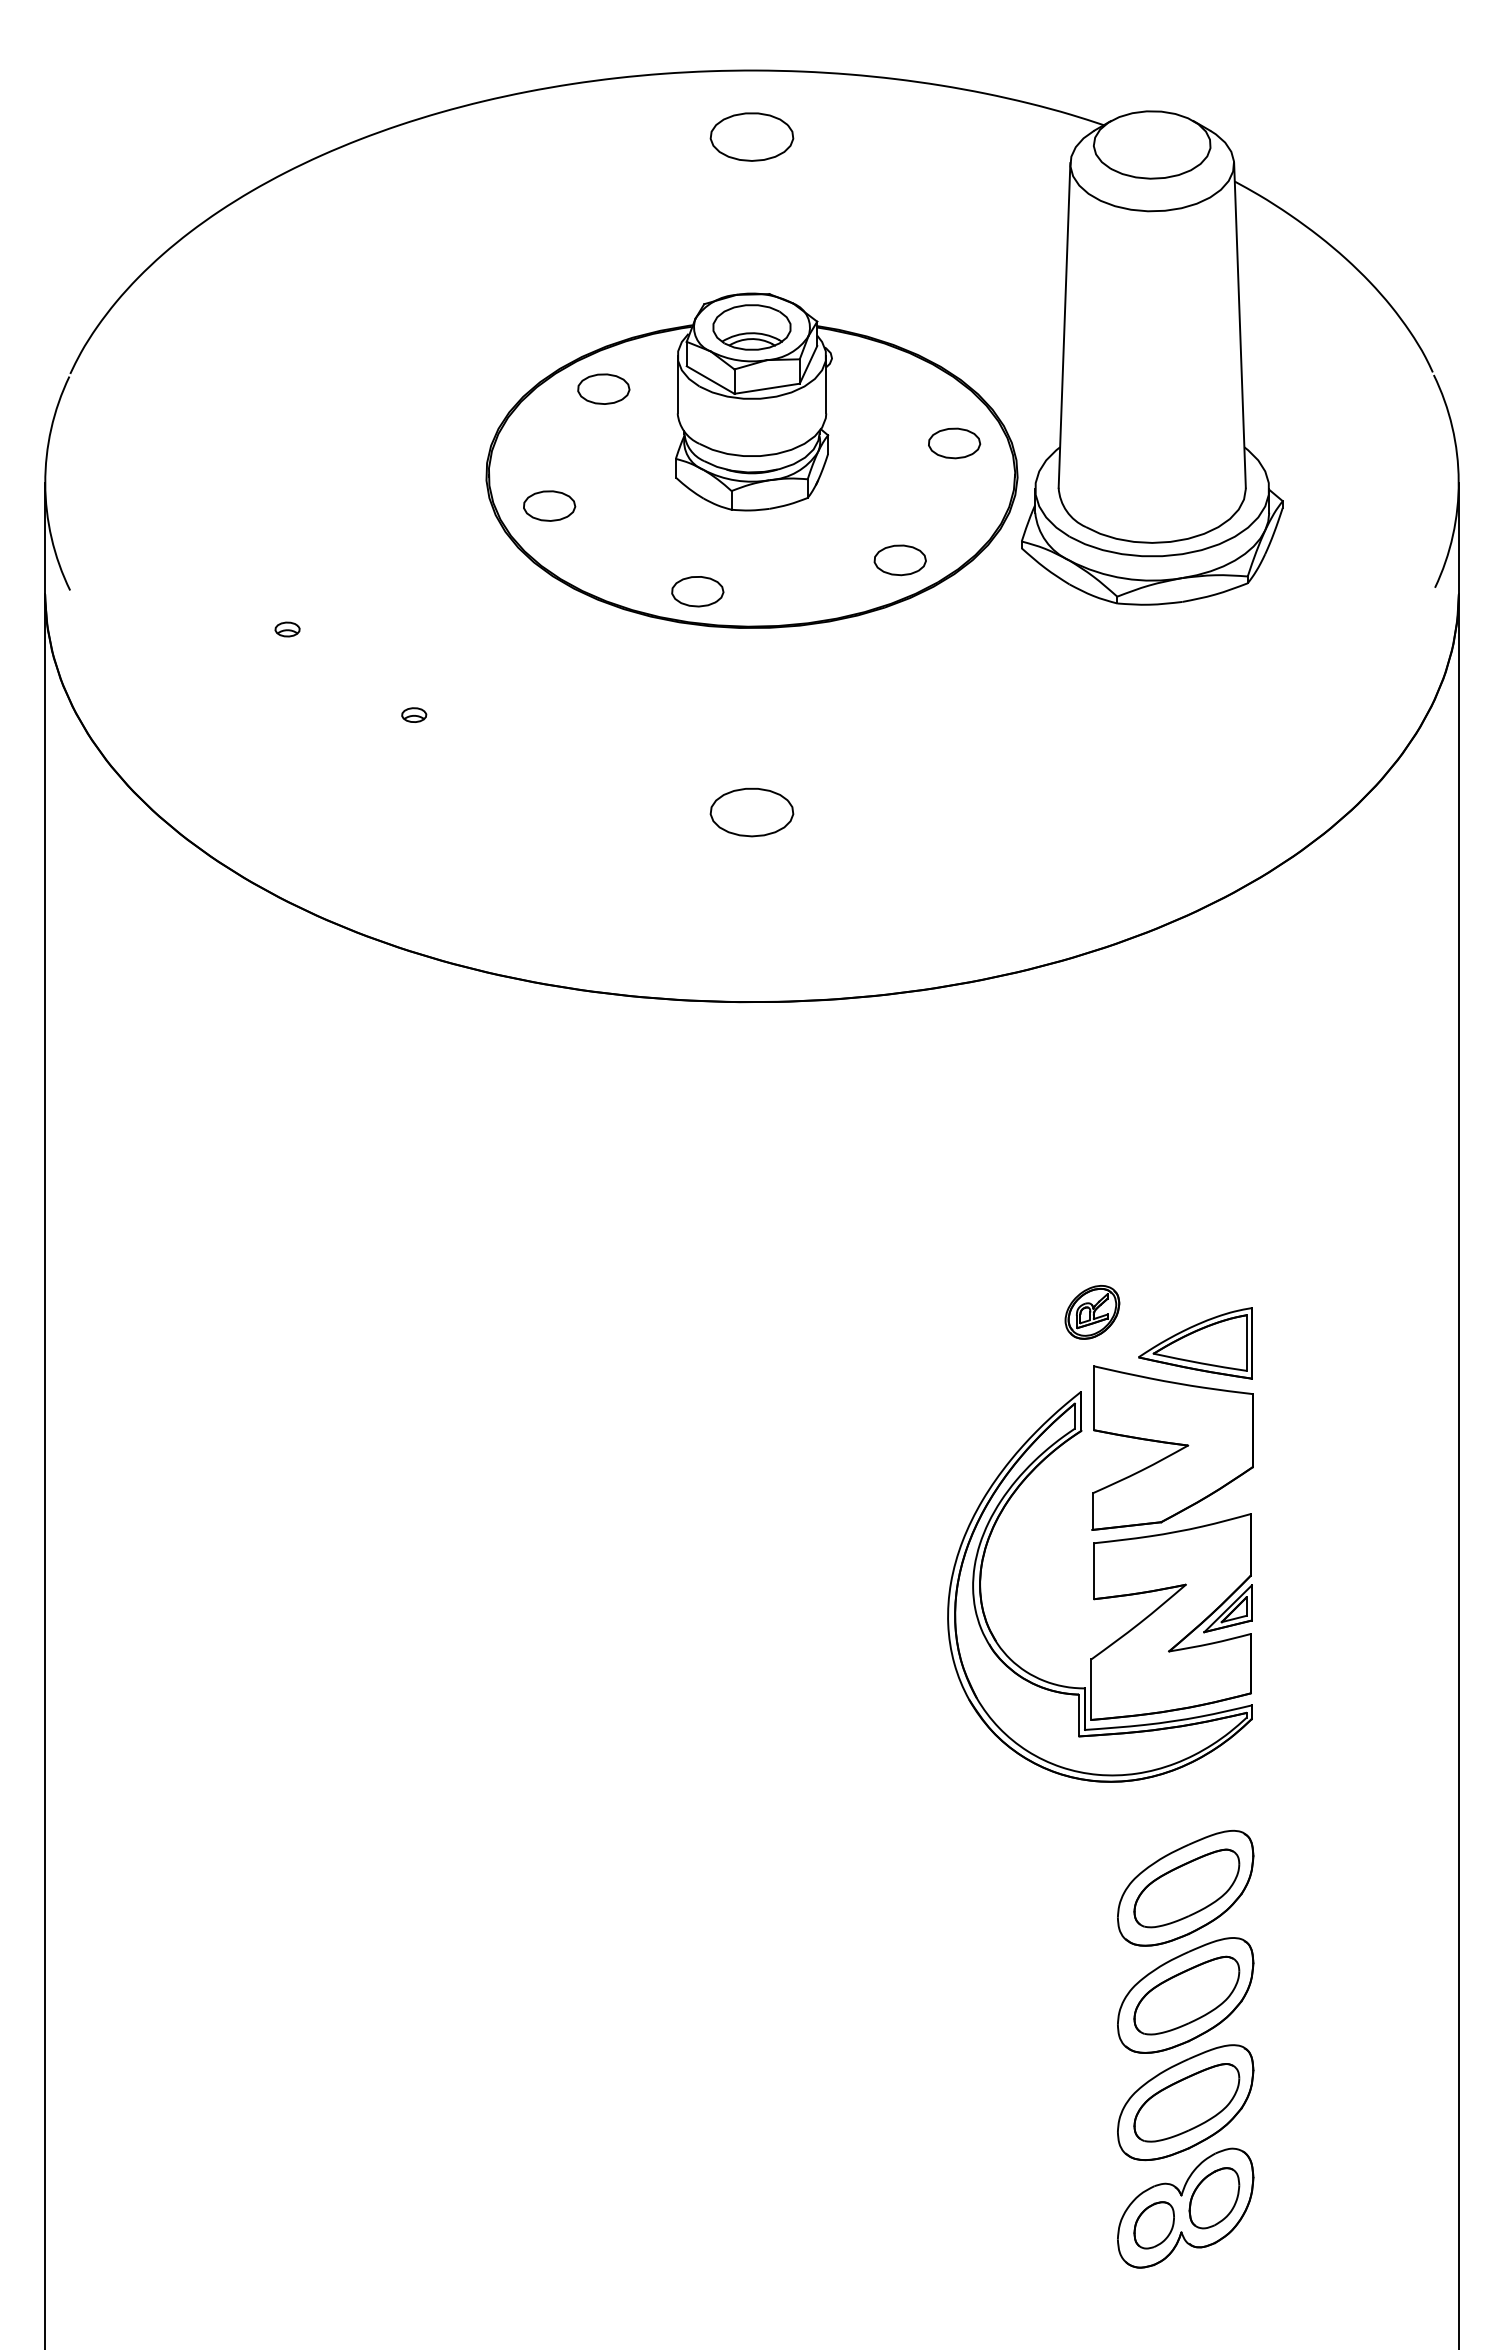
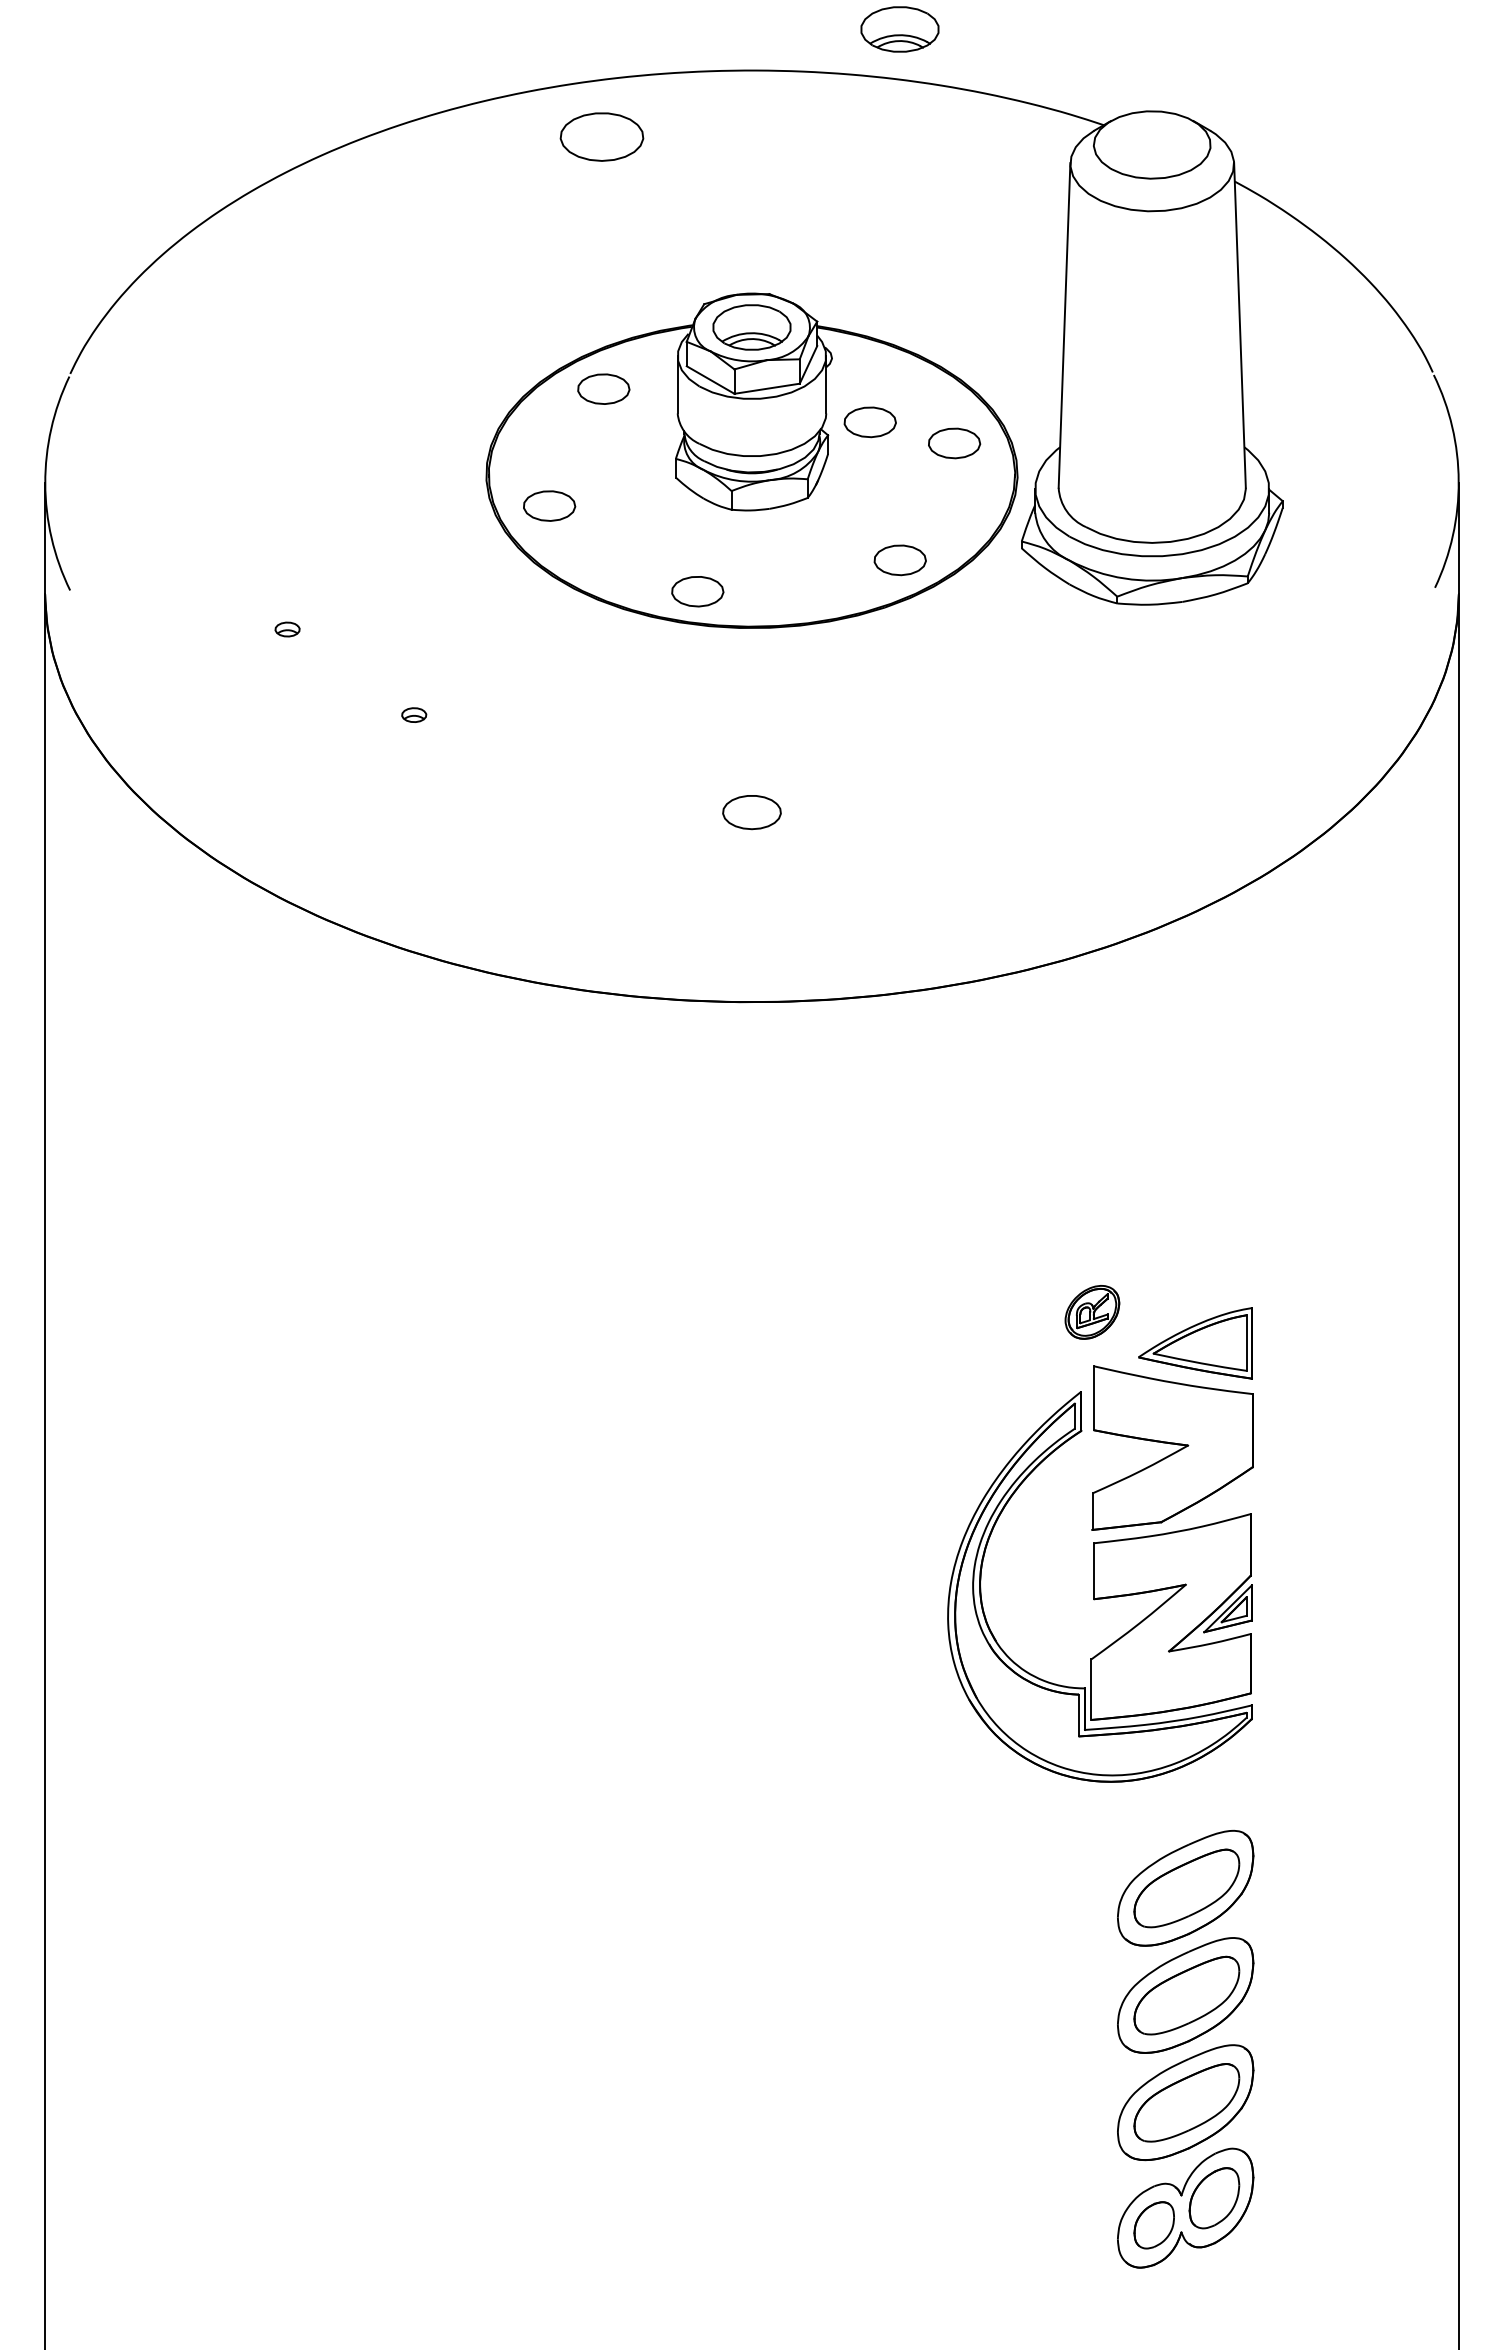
part: none -> present (899, 29)
part position: (751, 136) -> (601, 136) (601, 136)
part: none -> present (869, 422)
part size: 86x51 px -> 60x36 px (751, 812)
